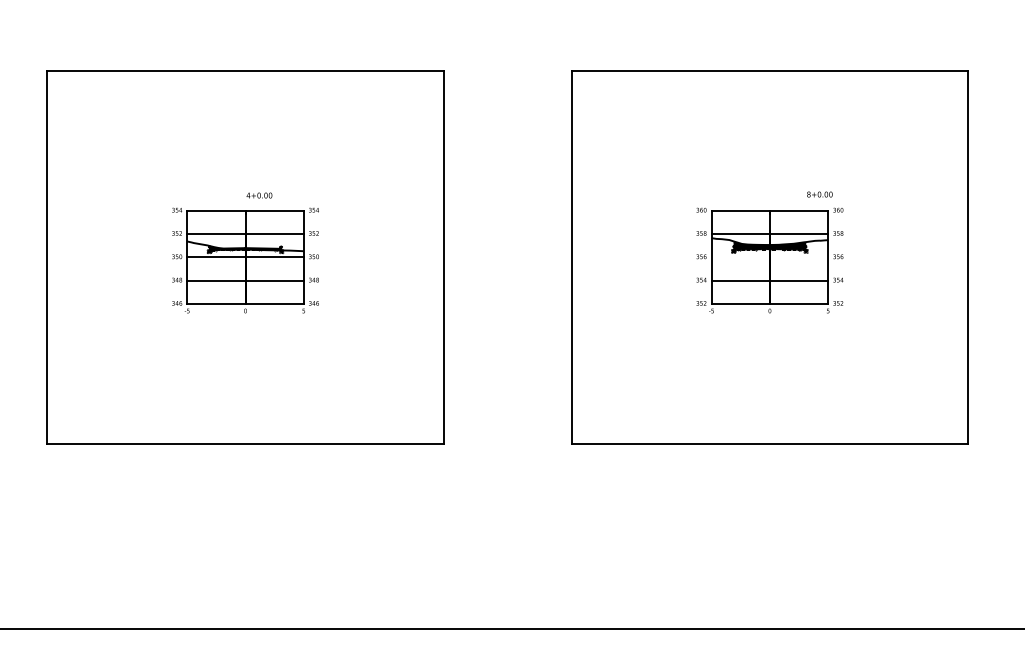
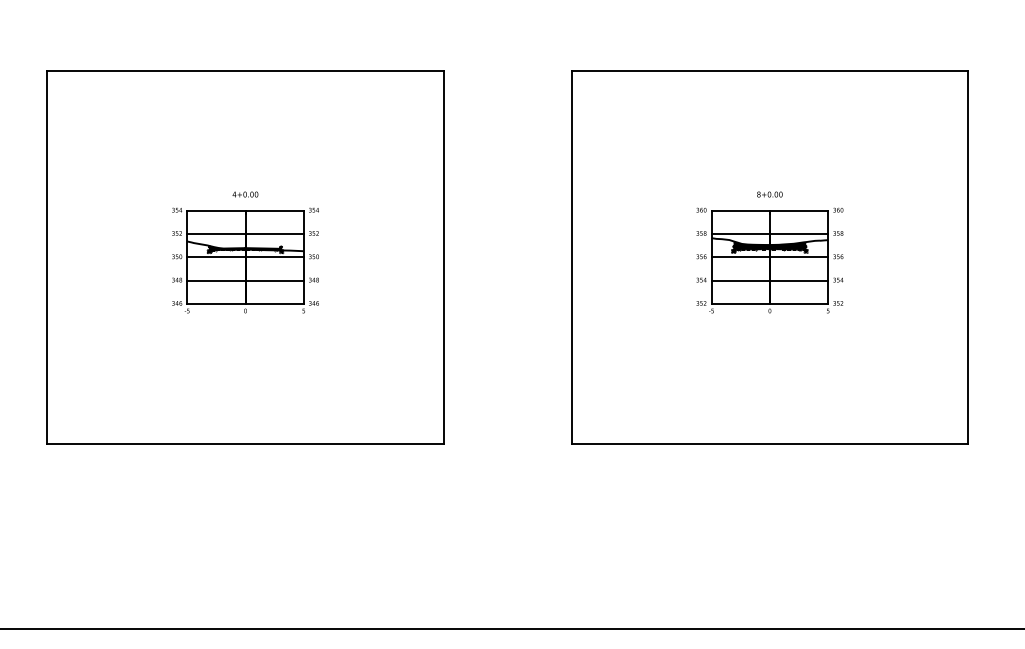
text position: (819, 194) -> (769, 194) (769, 194)
text position: (259, 195) -> (245, 194) (245, 194)
line: none -> present (769, 257)
